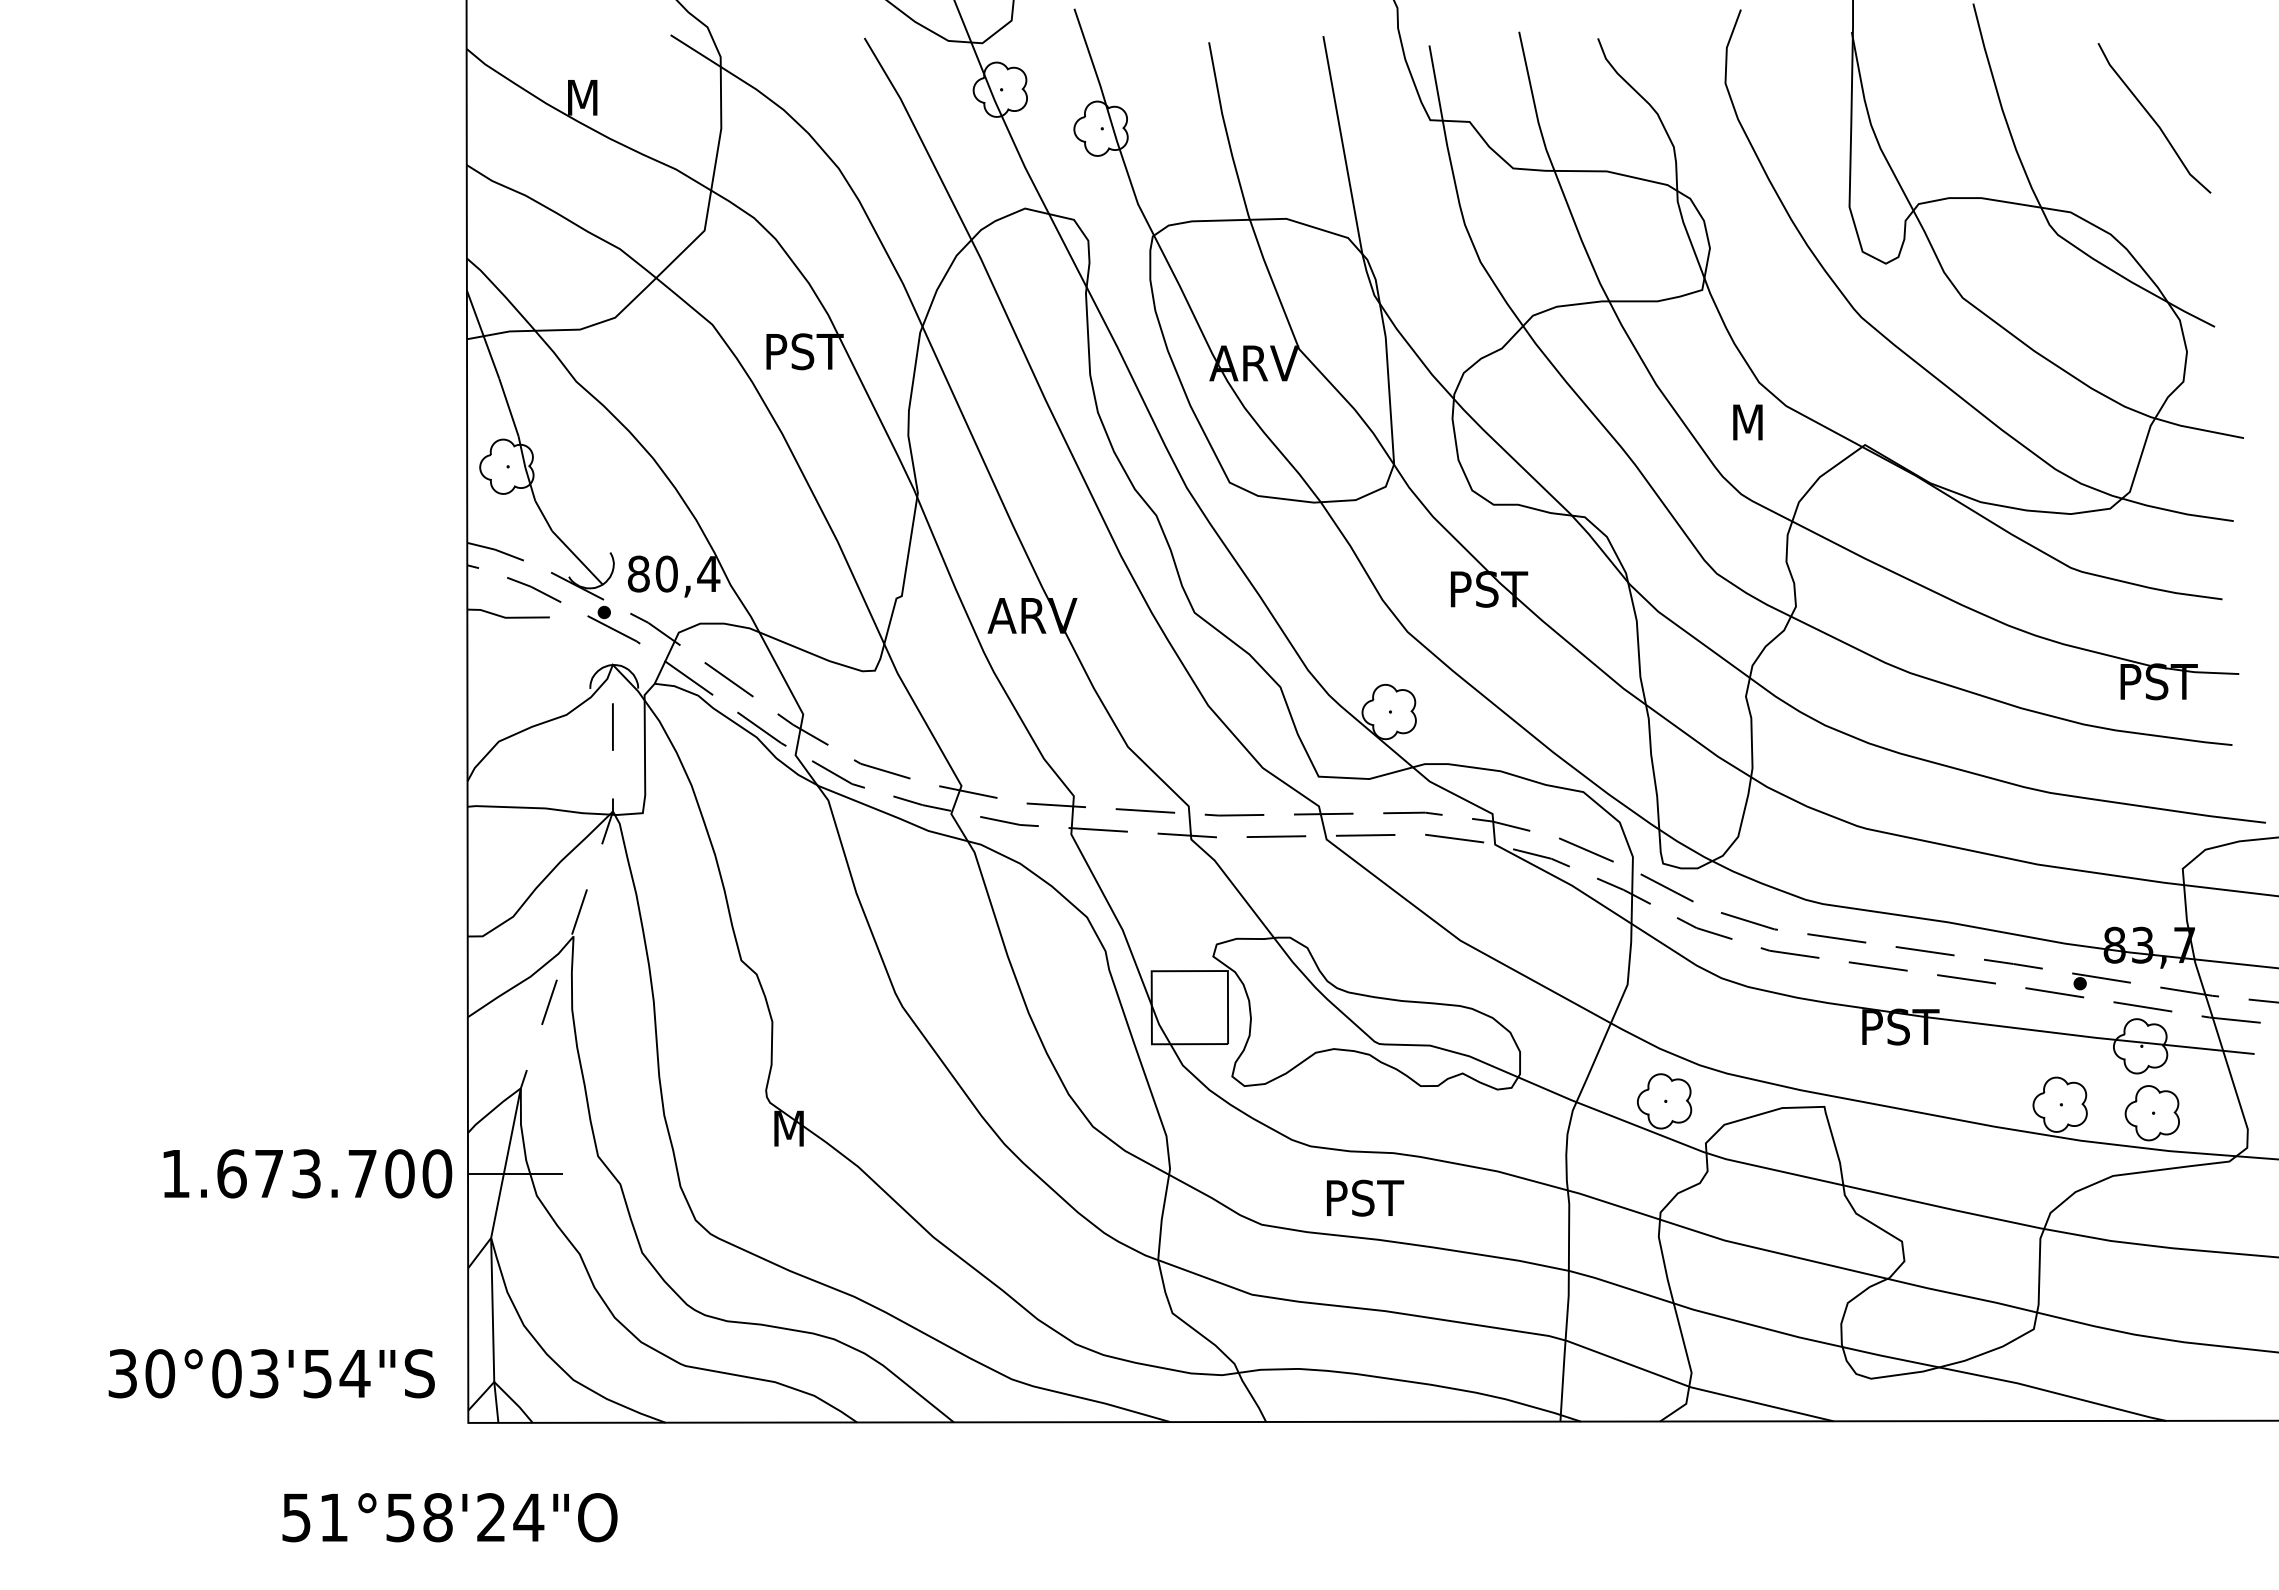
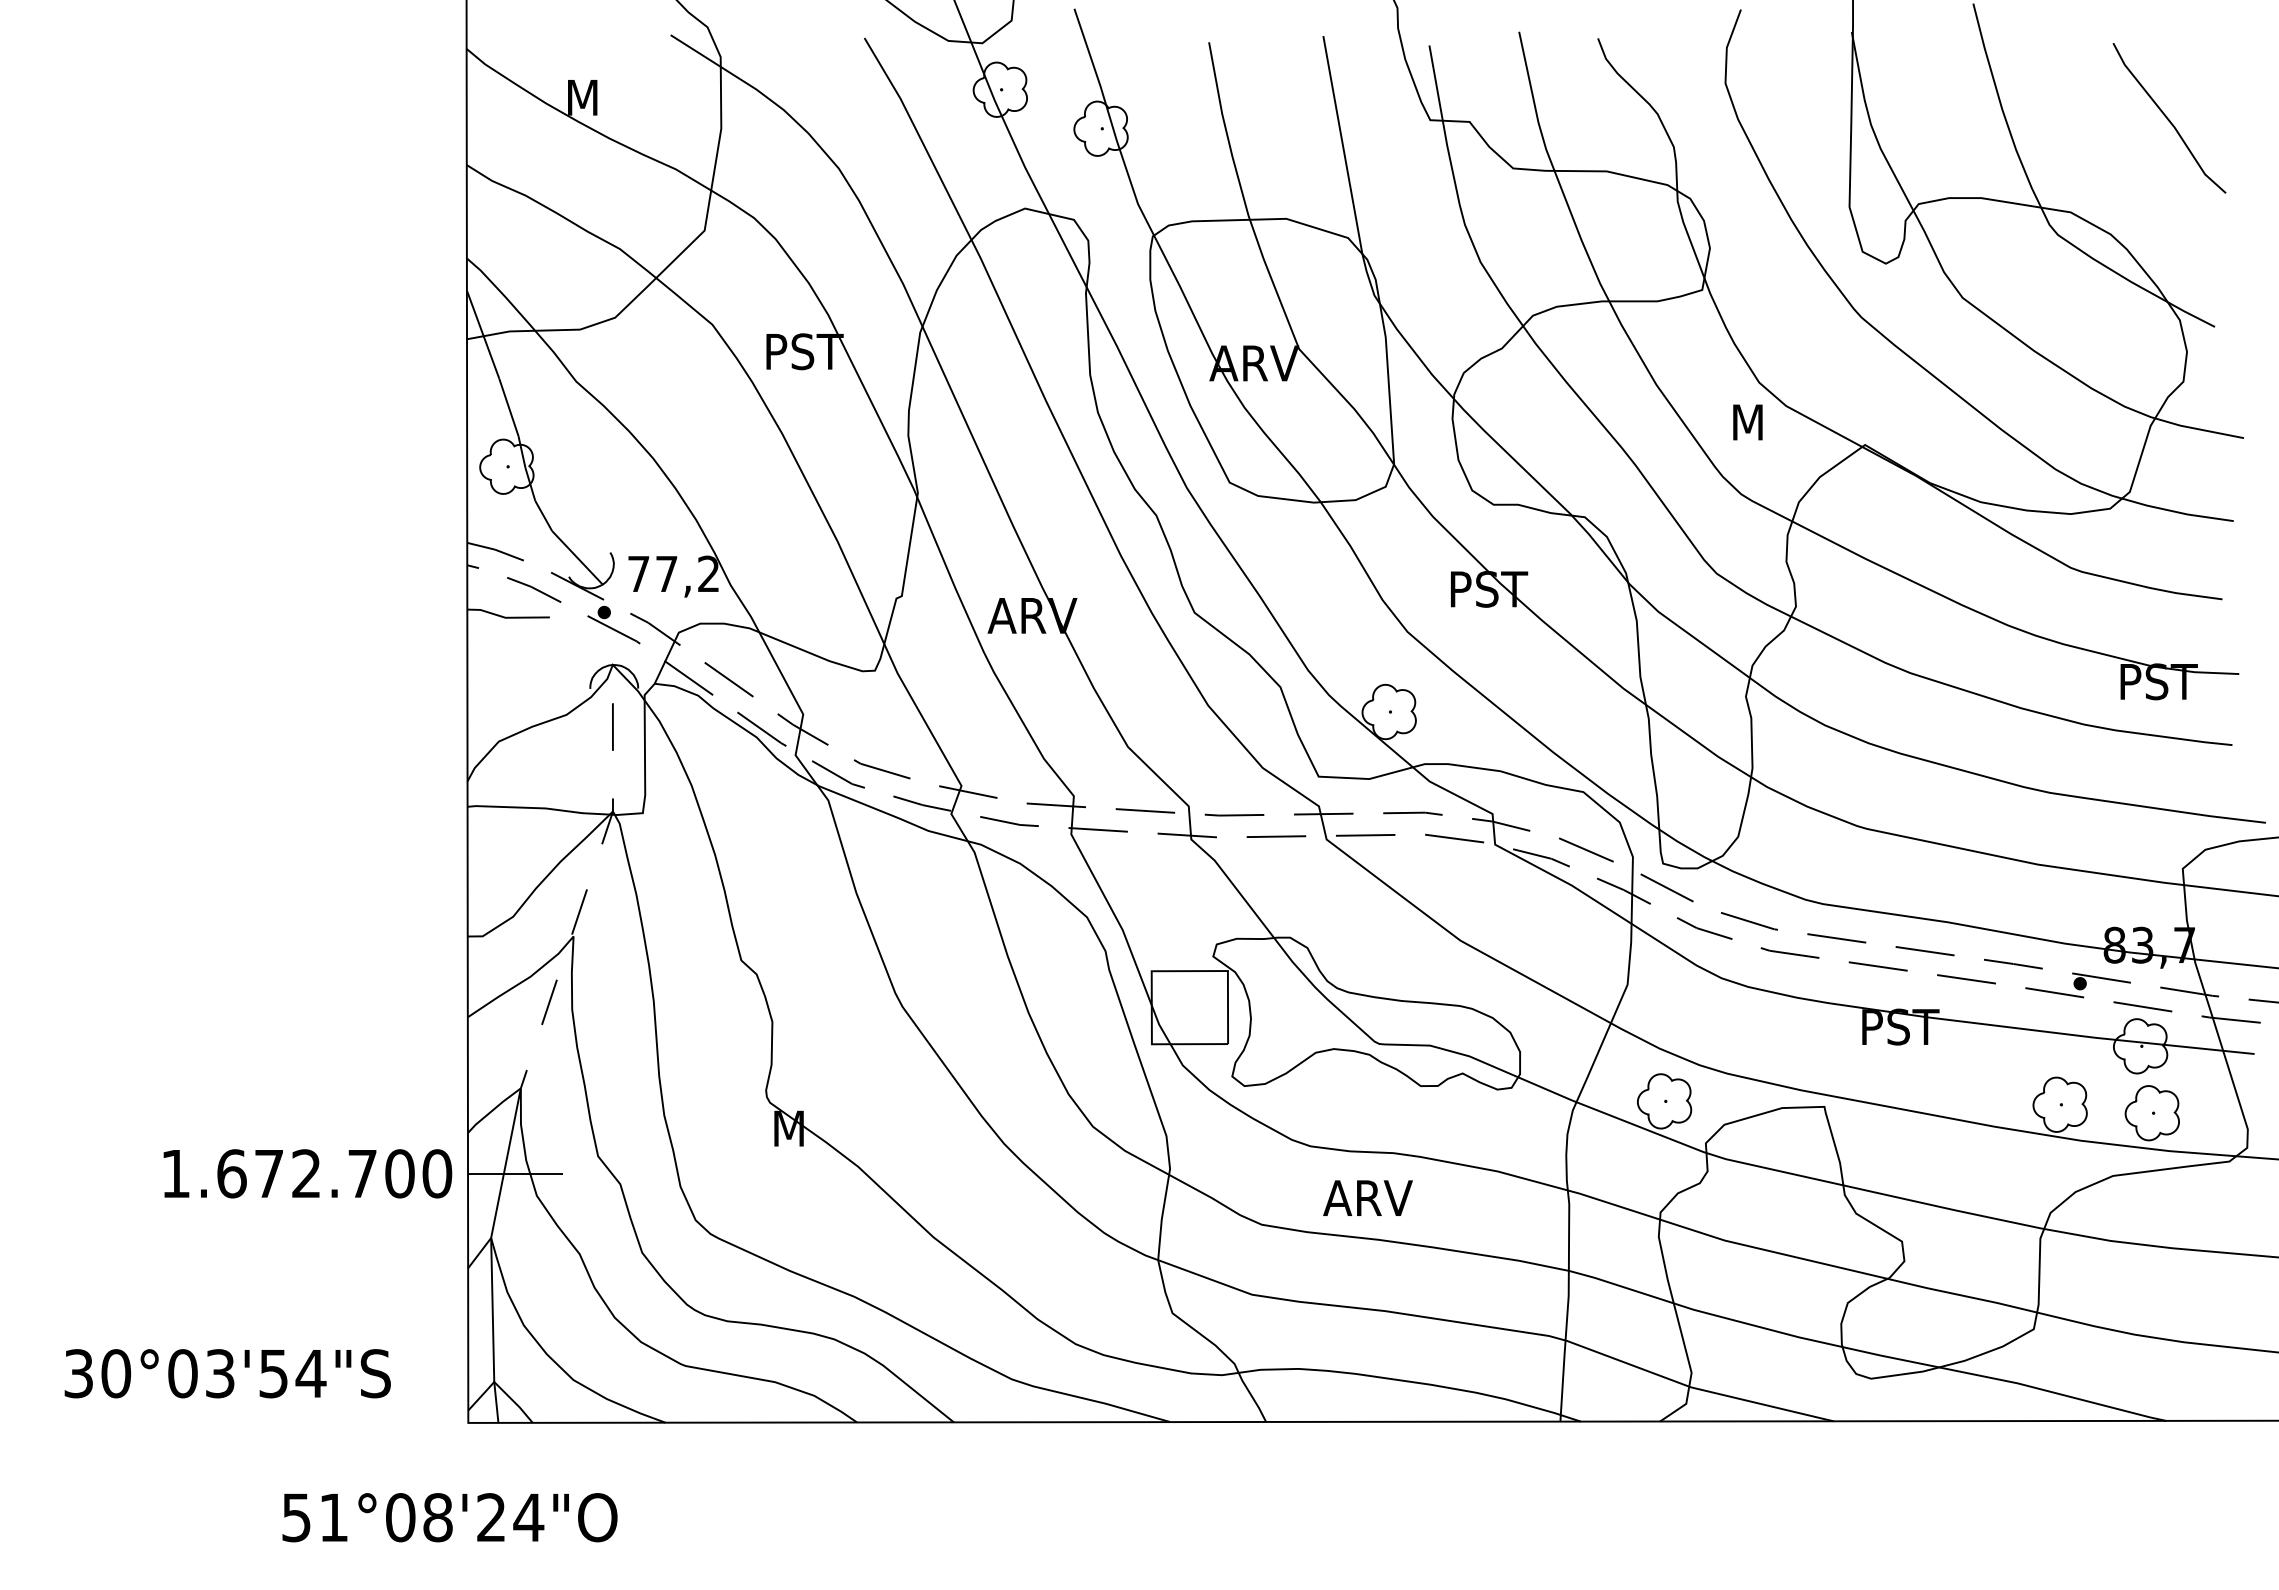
line position: (2153, 118) -> (2168, 118) (2168, 118)
text: 80,4 -> 77,2 (674, 573)
text: 1.673.700 -> 1.672.700 (306, 1173)
text: PST -> ARV (1367, 1197)
text position: (271, 1373) -> (227, 1373) (227, 1373)
text: 51°58'24"O -> 51°08'24"O (400, 1517)
